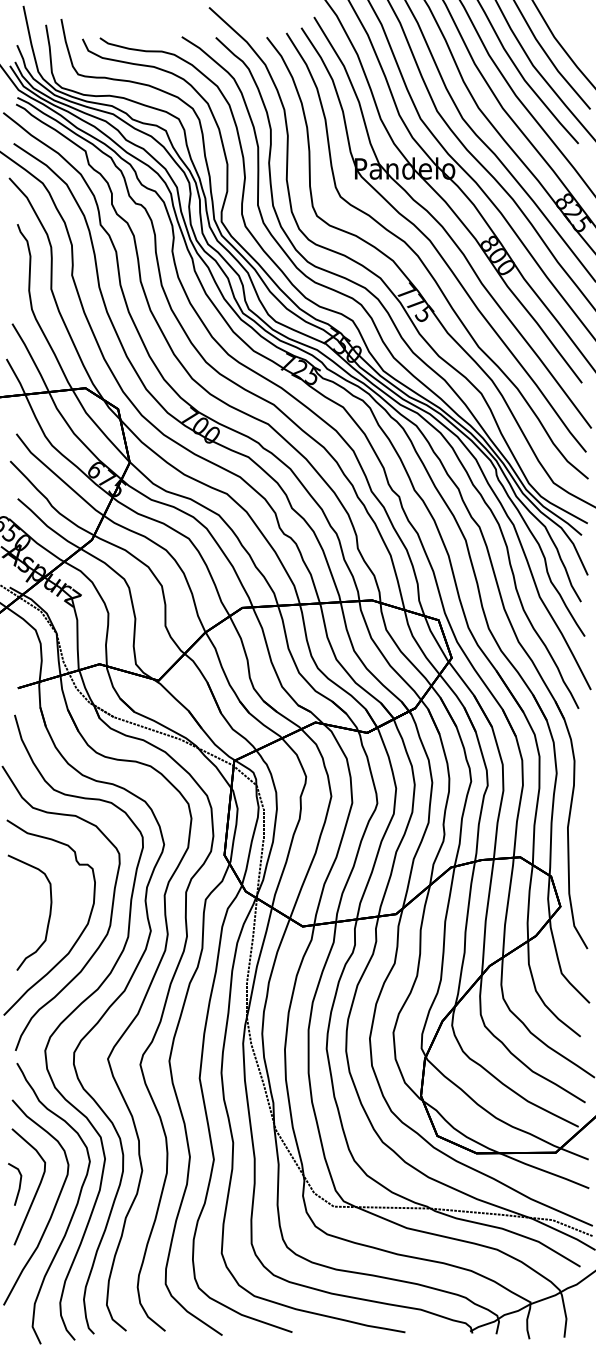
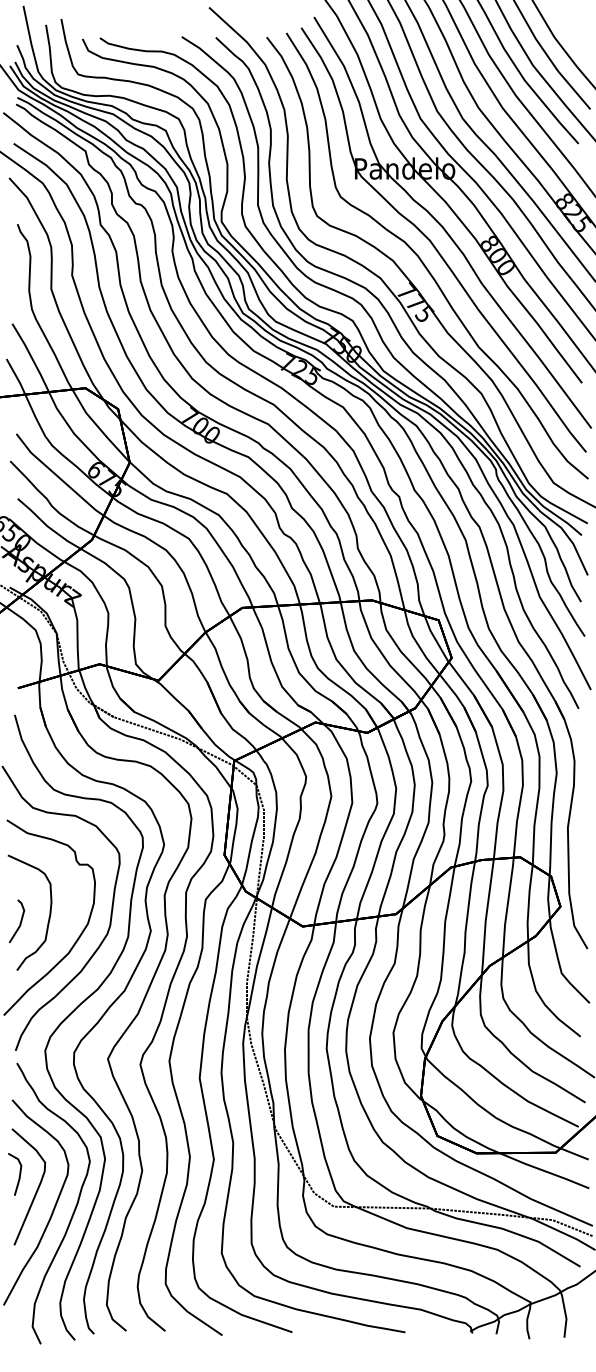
line: none -> present (19, 923)
line position: (19, 1184) -> (19, 1174) (19, 1174)
